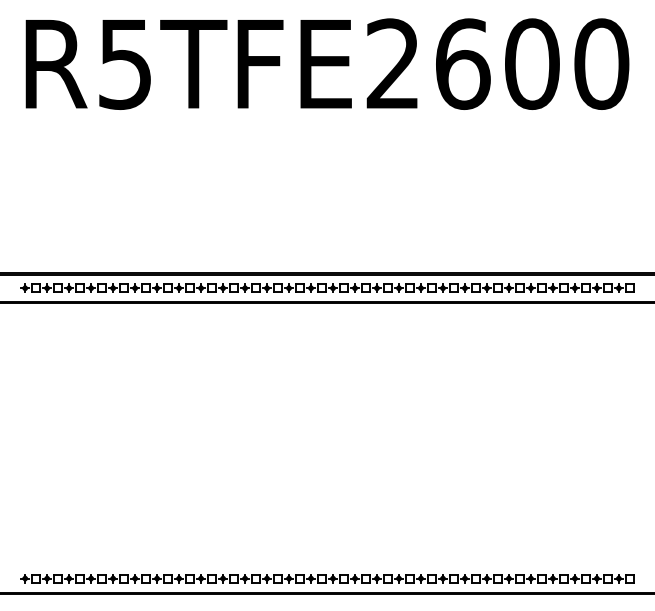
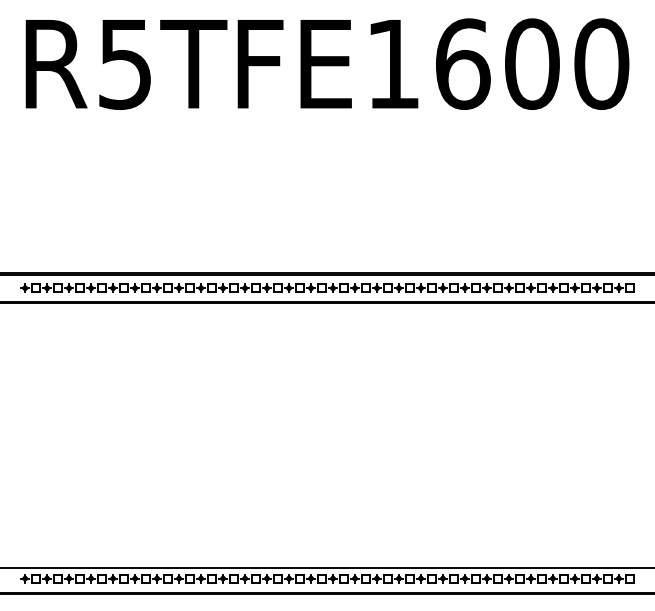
text: R5TFE2600 -> R5TFE1600 (392, 63)
line: none -> present (326, 567)
